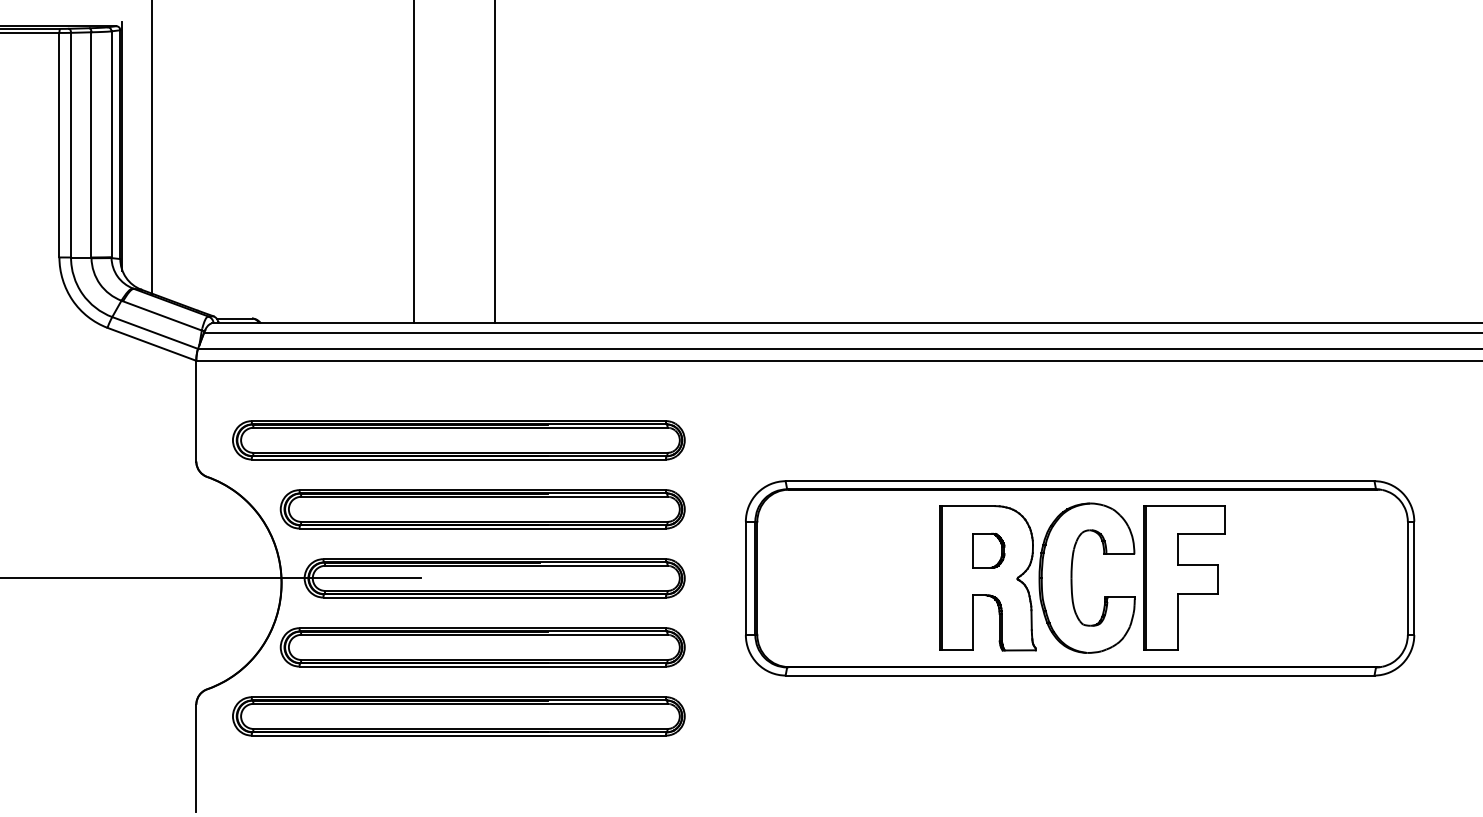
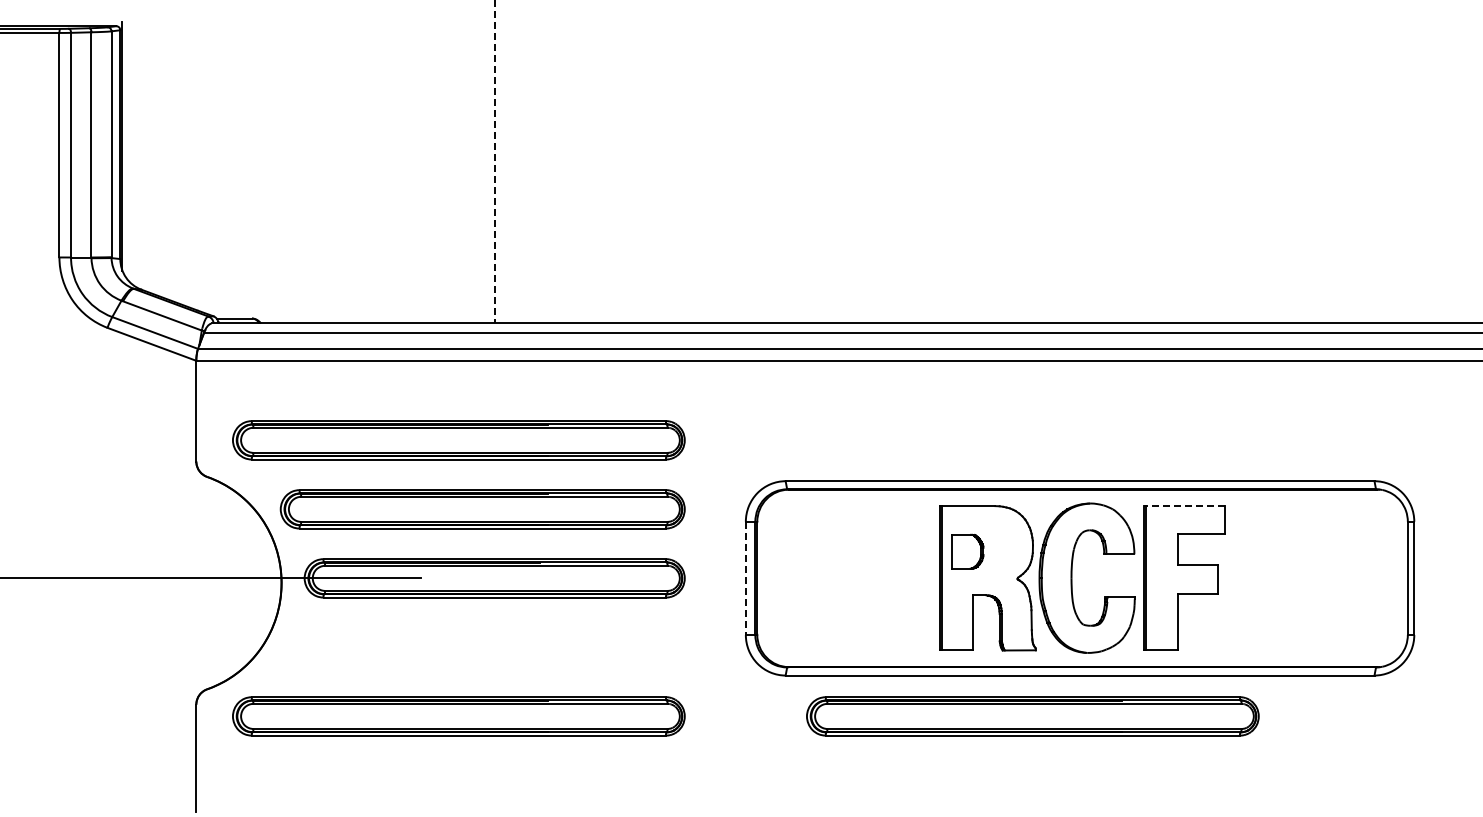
line: present -> none (152, 147)
line: present -> none (414, 162)
line: solid -> dashed (494, 162)
line: solid -> dashed (1184, 506)
part position: (988, 550) -> (967, 551) (967, 551)
line: solid -> dashed (745, 578)
part: present -> none (482, 647)
part: none -> present (1032, 716)
